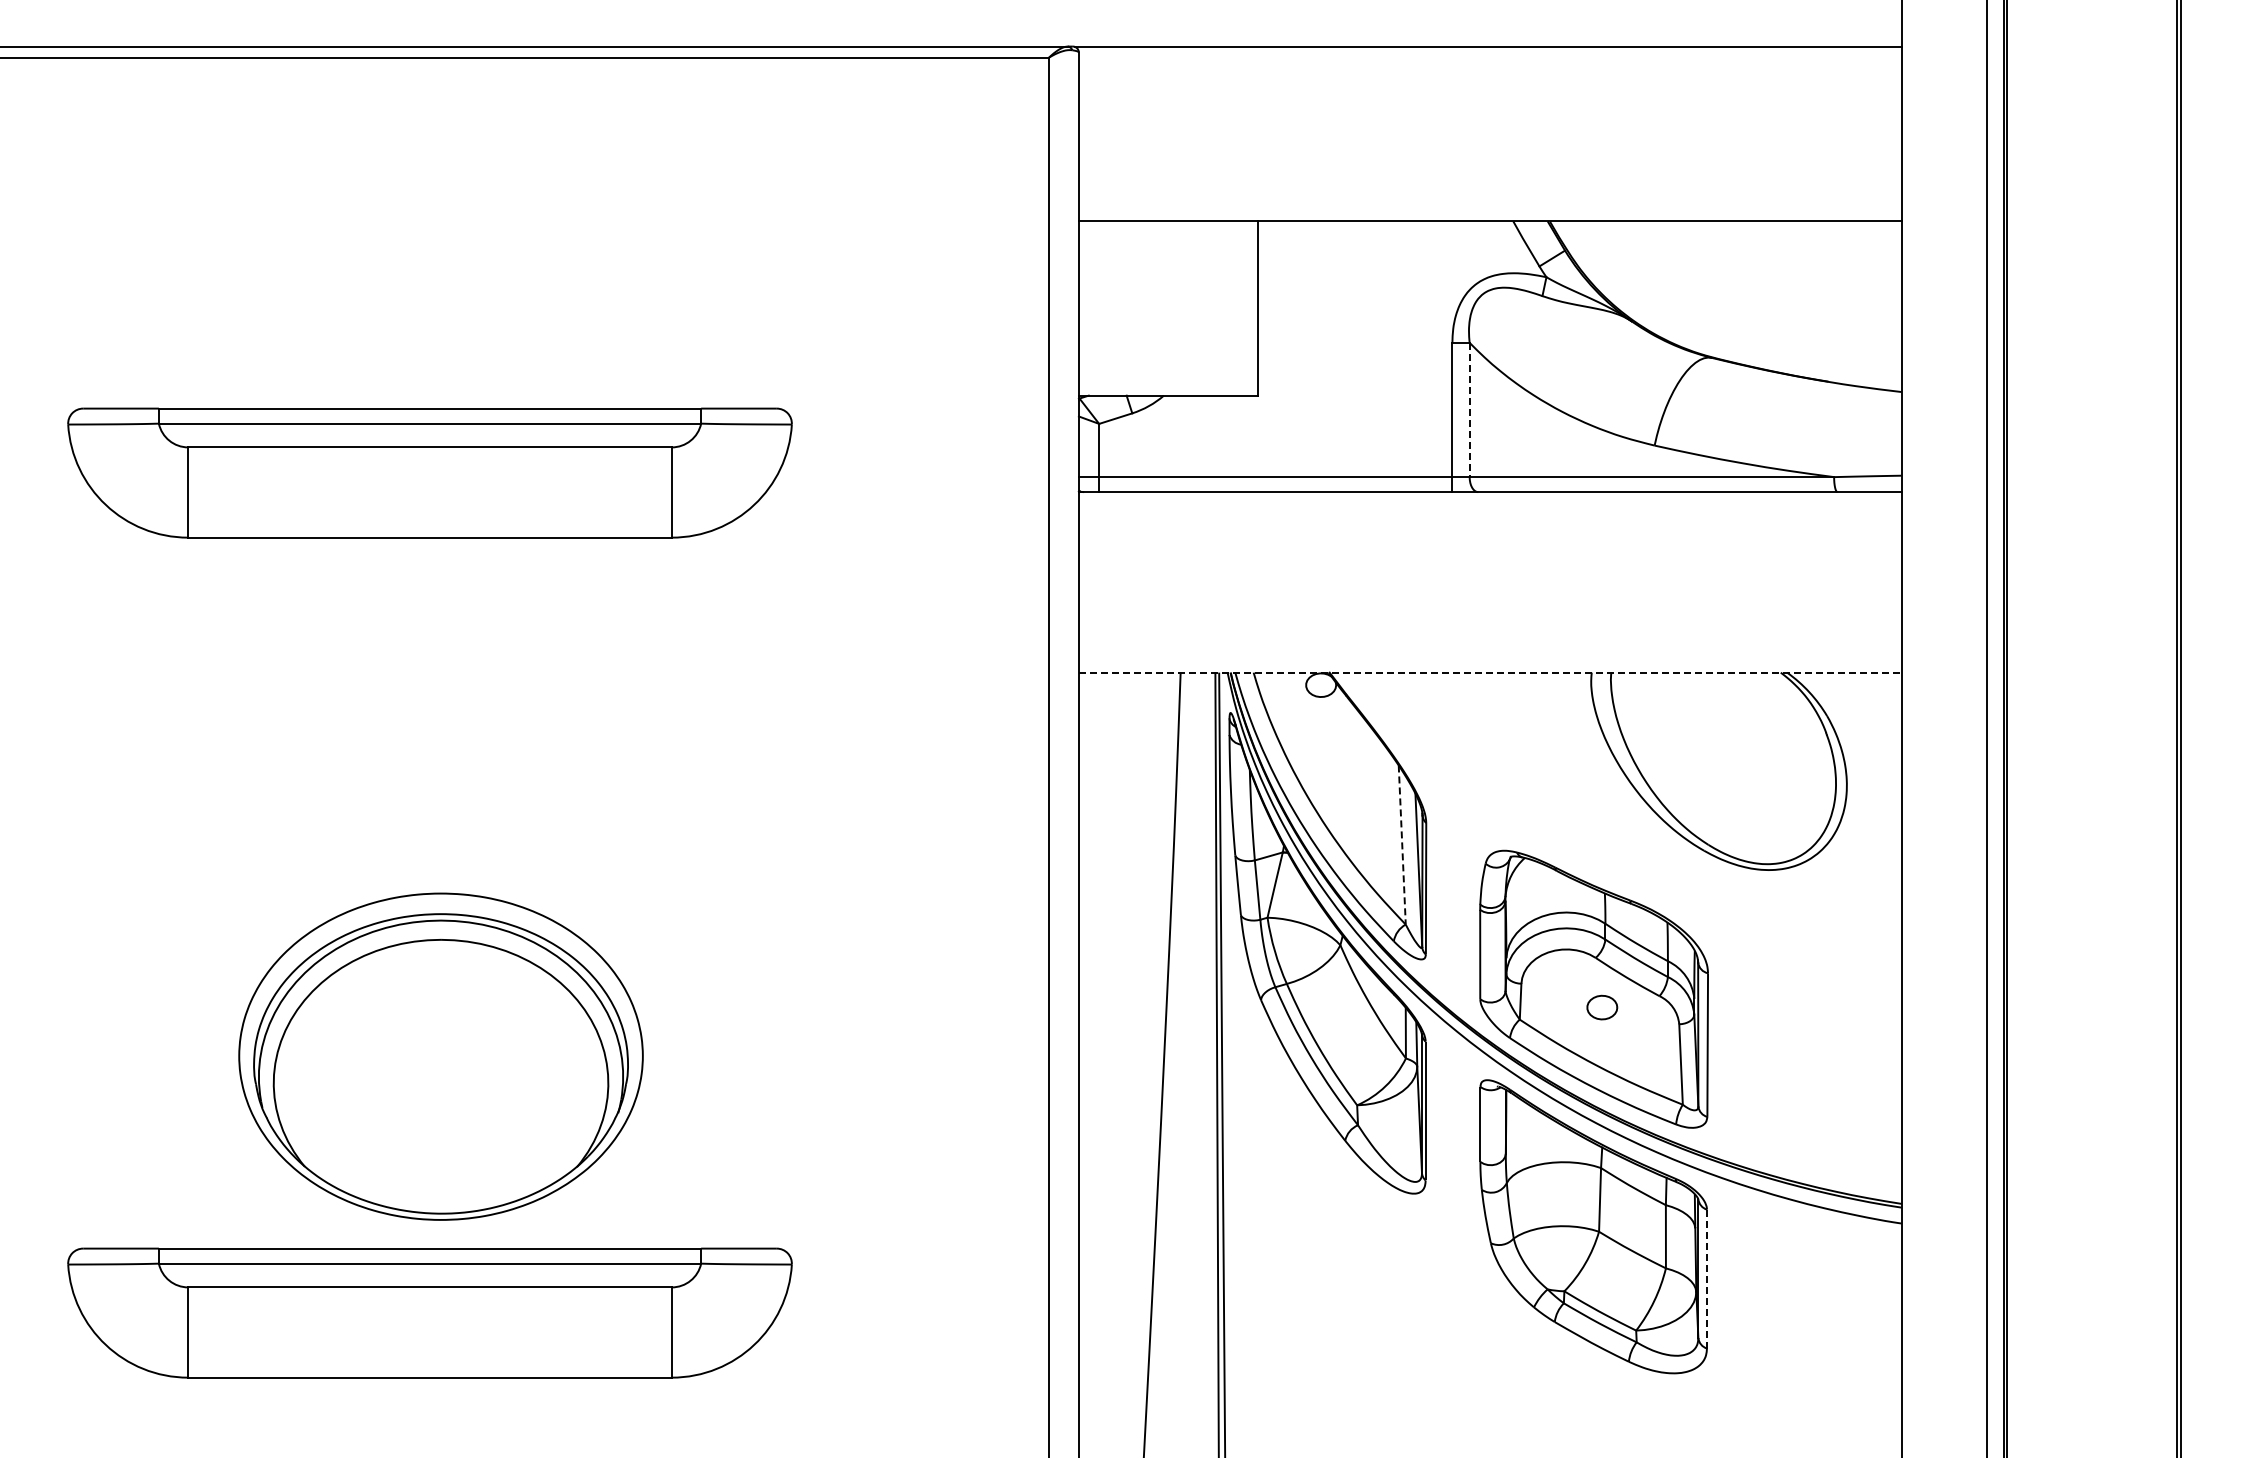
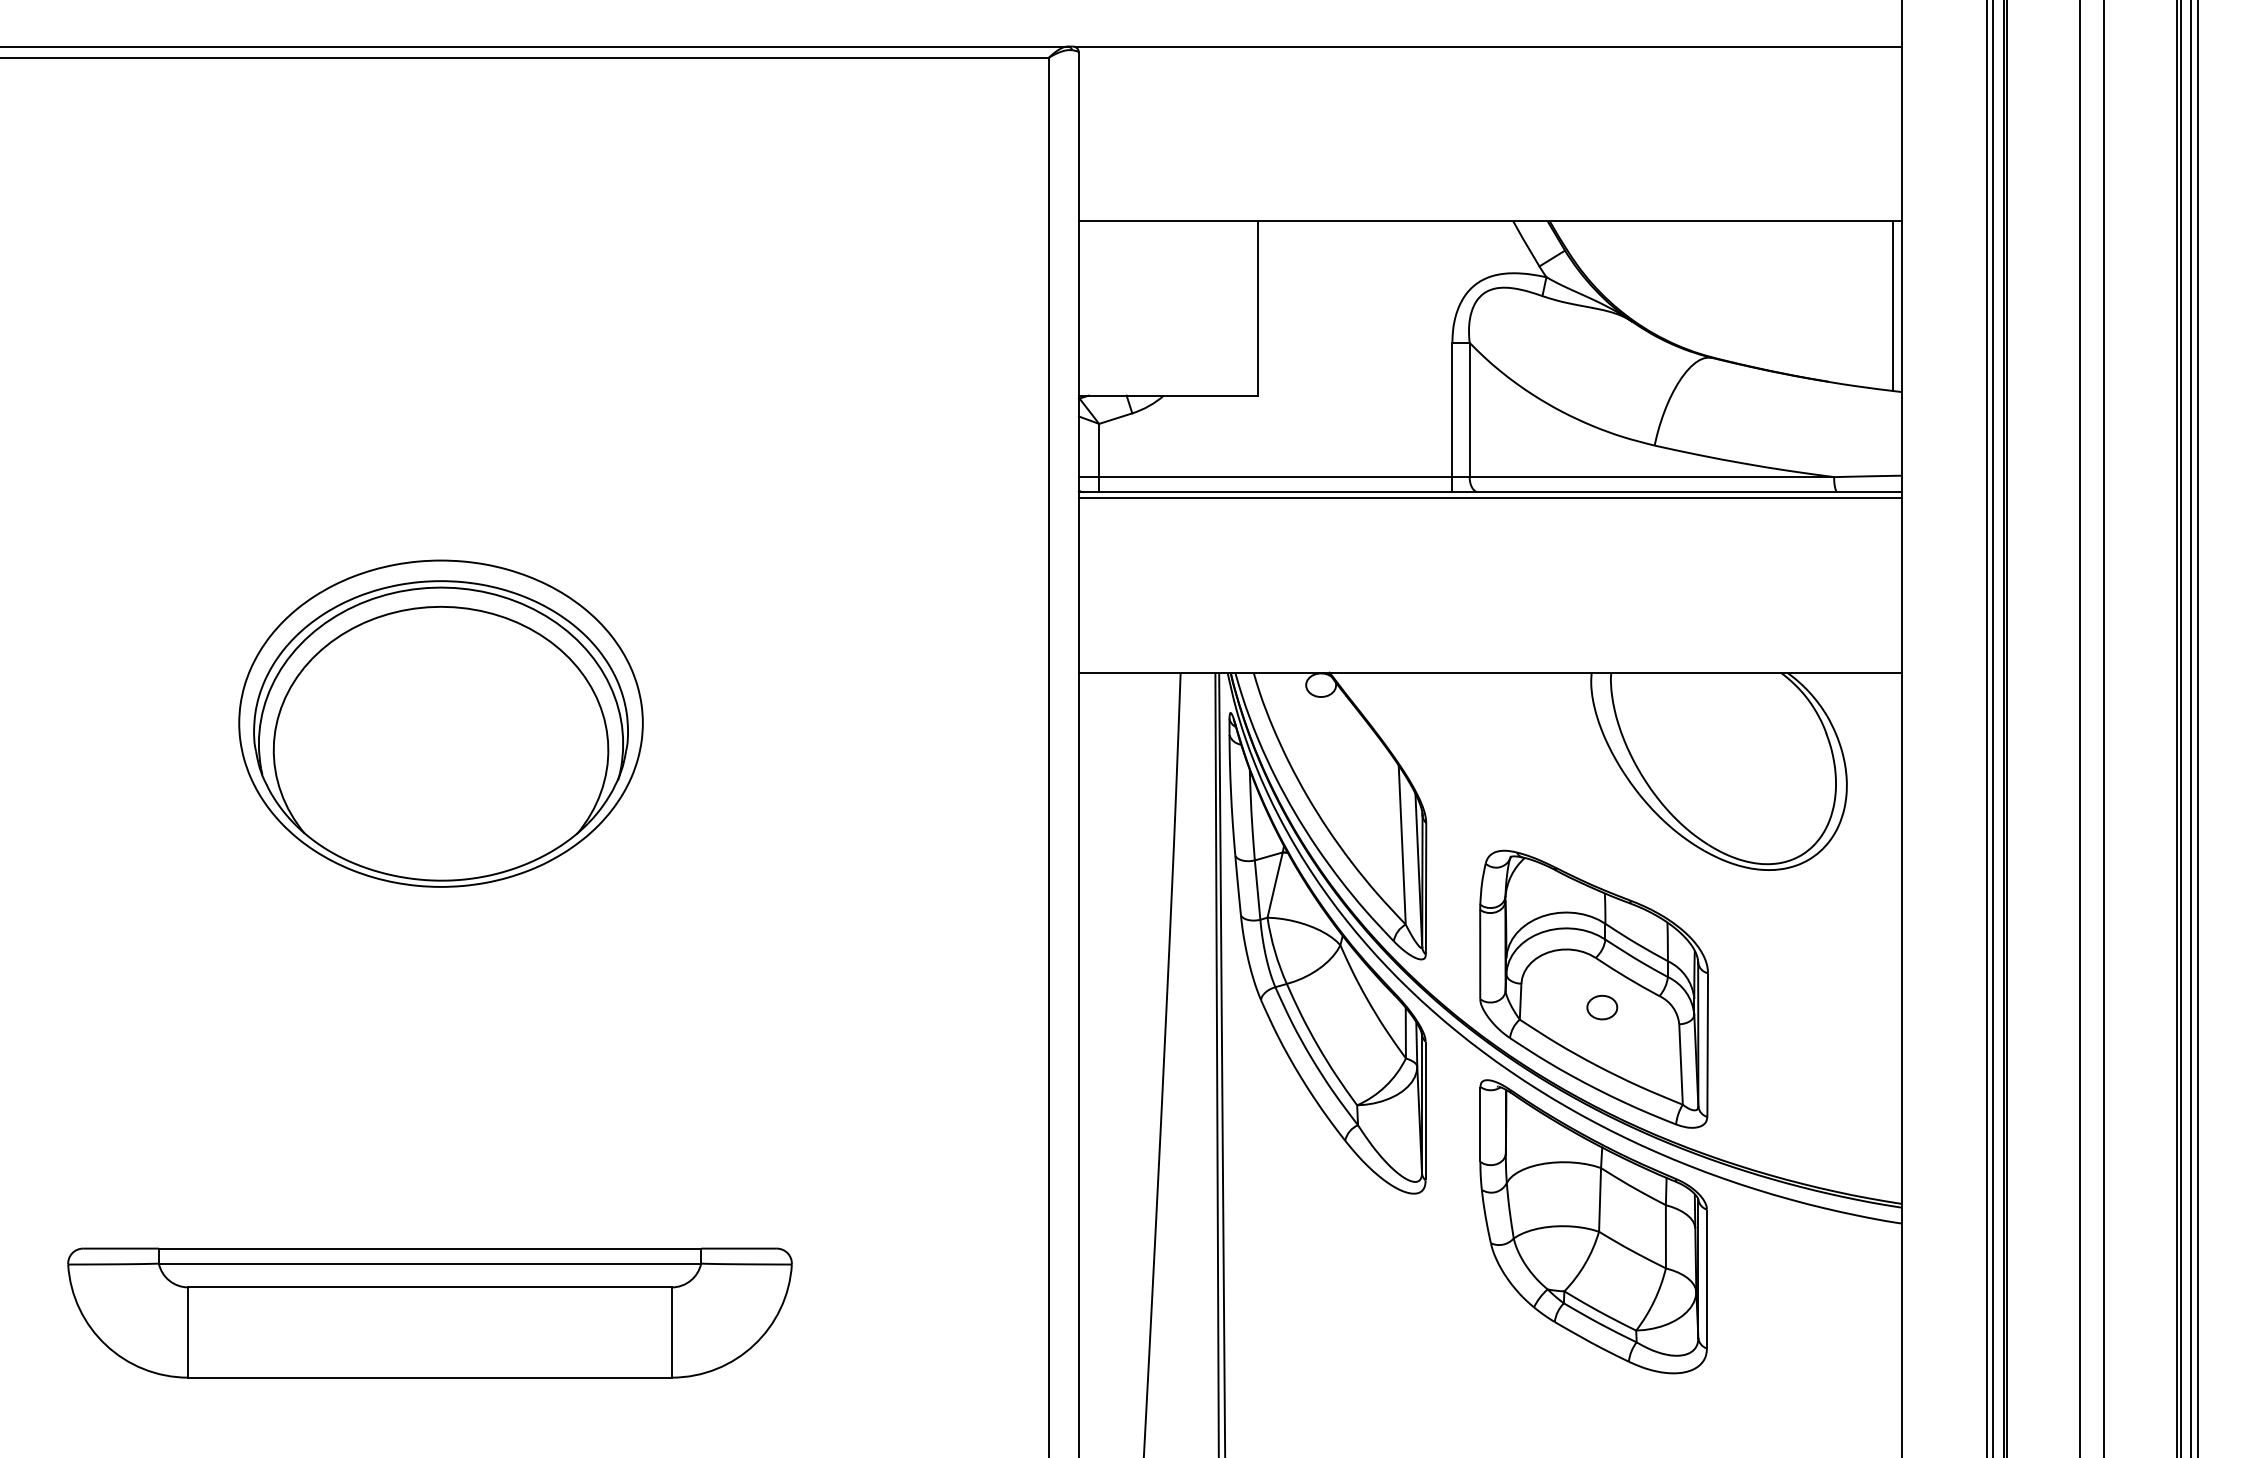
line: none -> present (1892, 305)
line: dashed -> solid (1469, 410)
part: present -> none (429, 472)
line: none -> present (1489, 498)
line: dashed -> solid (1490, 672)
line: none -> present (1993, 728)
line: none -> present (2080, 728)
line: none -> present (2104, 728)
line: none -> present (2191, 728)
line: none -> present (2198, 728)
line: dashed -> solid (1402, 845)
part position: (440, 1056) -> (440, 723) (440, 723)
line: dashed -> solid (1706, 1279)
